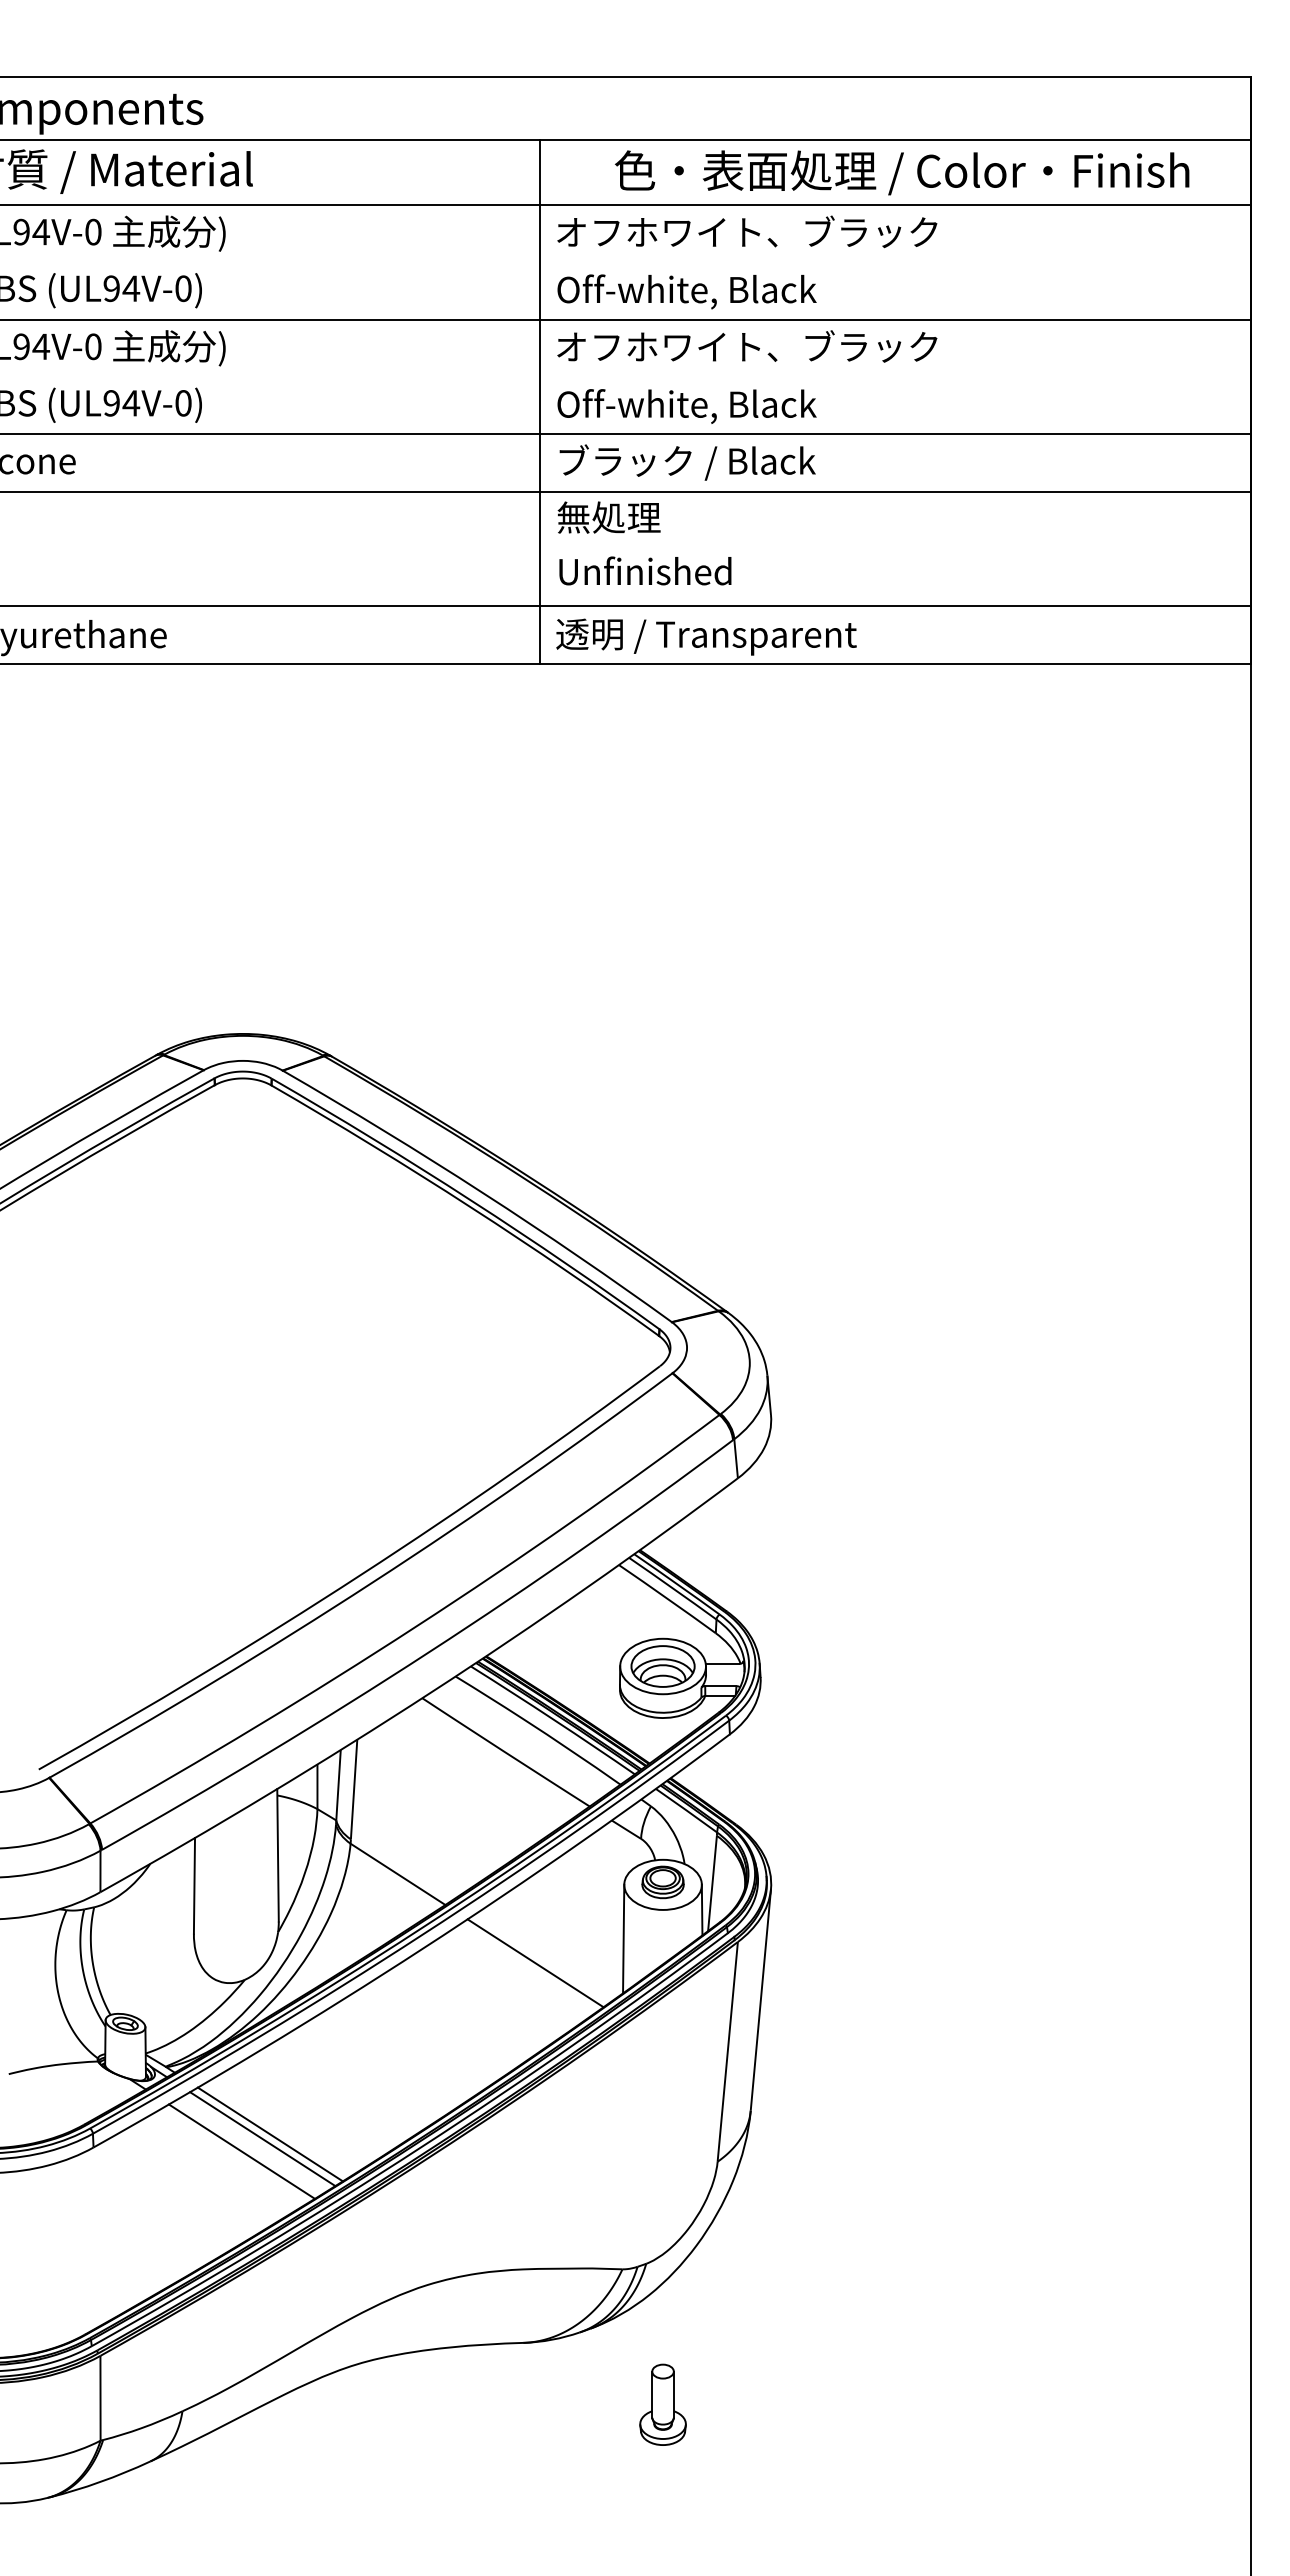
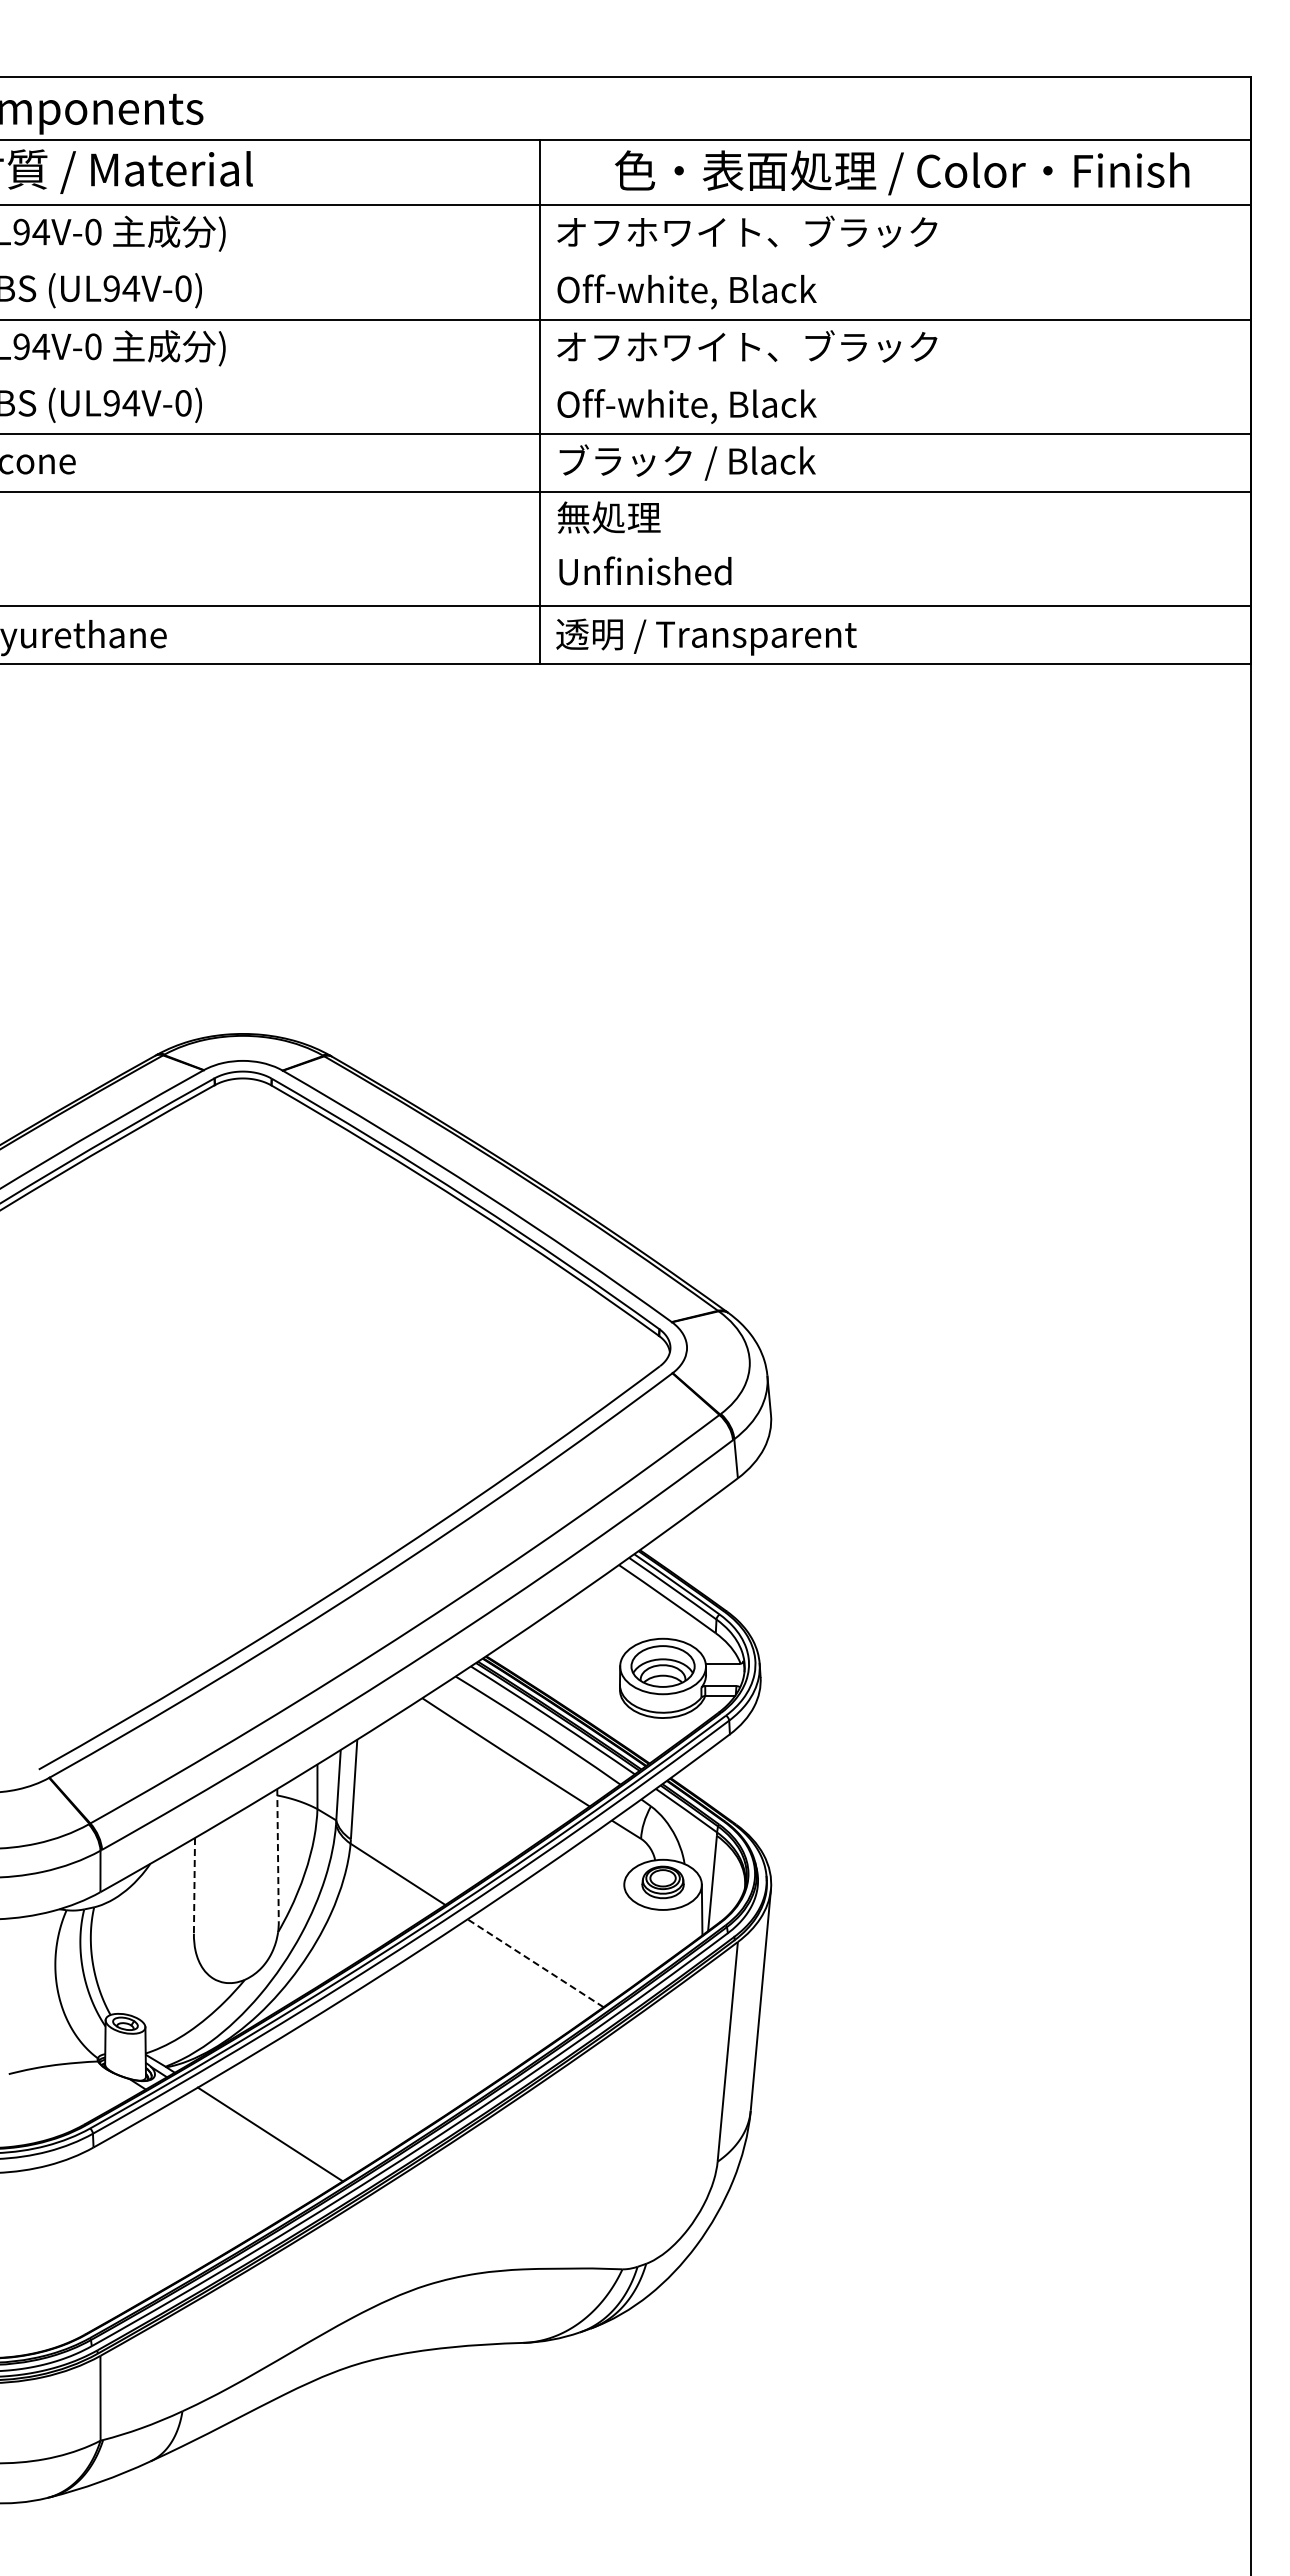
line: solid -> dashed (278, 1855)
line: solid -> dashed (194, 1885)
line: present -> none (623, 1938)
line: solid -> dashed (535, 1963)
line: present -> none (262, 2139)
line: present -> none (241, 2151)
part: present -> none (662, 2404)
